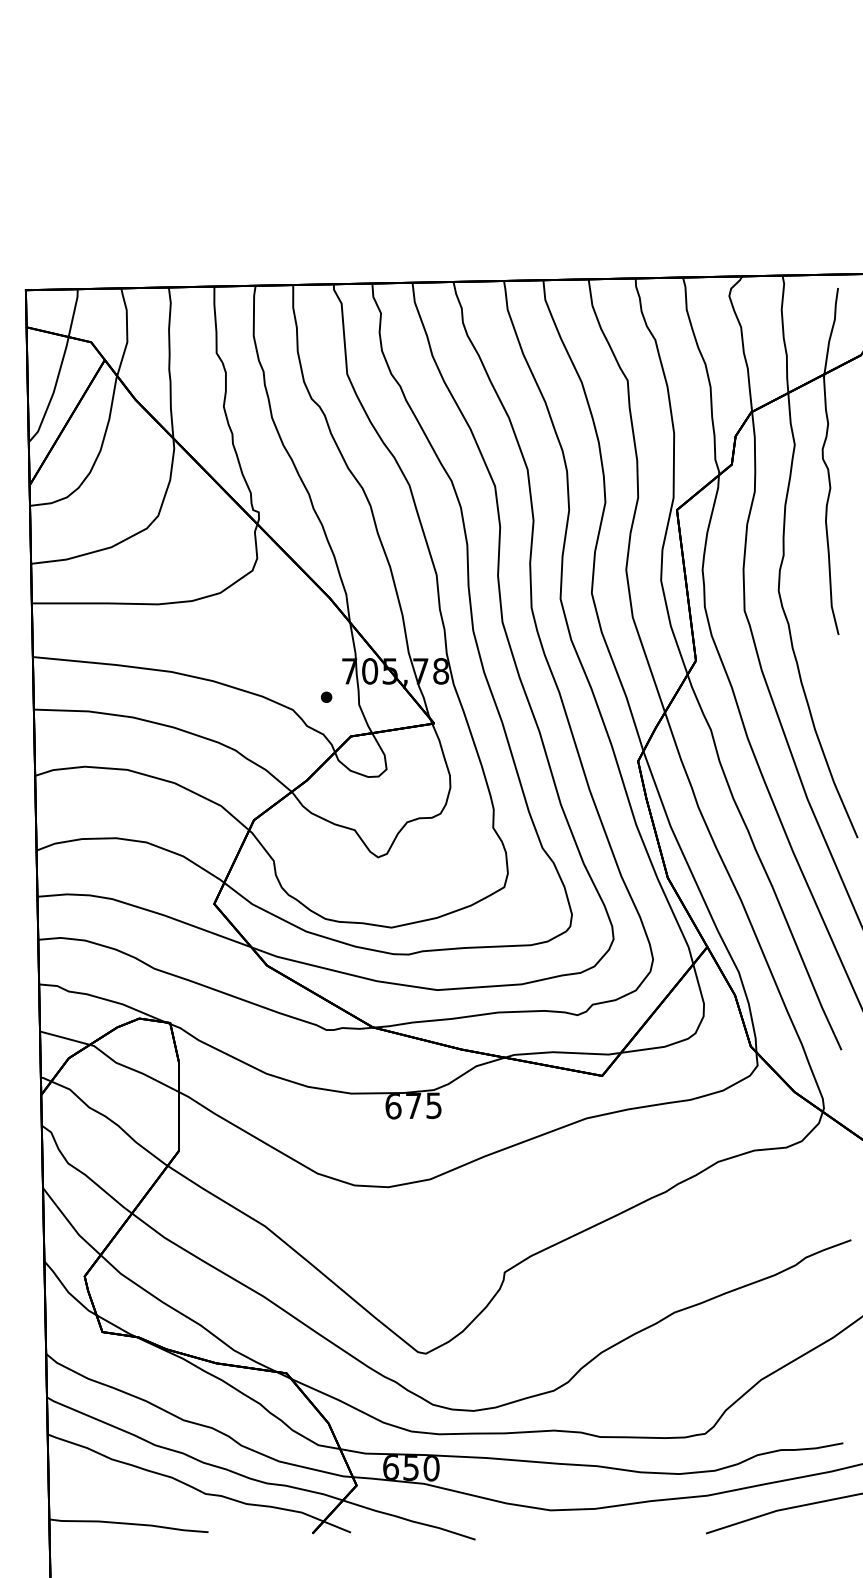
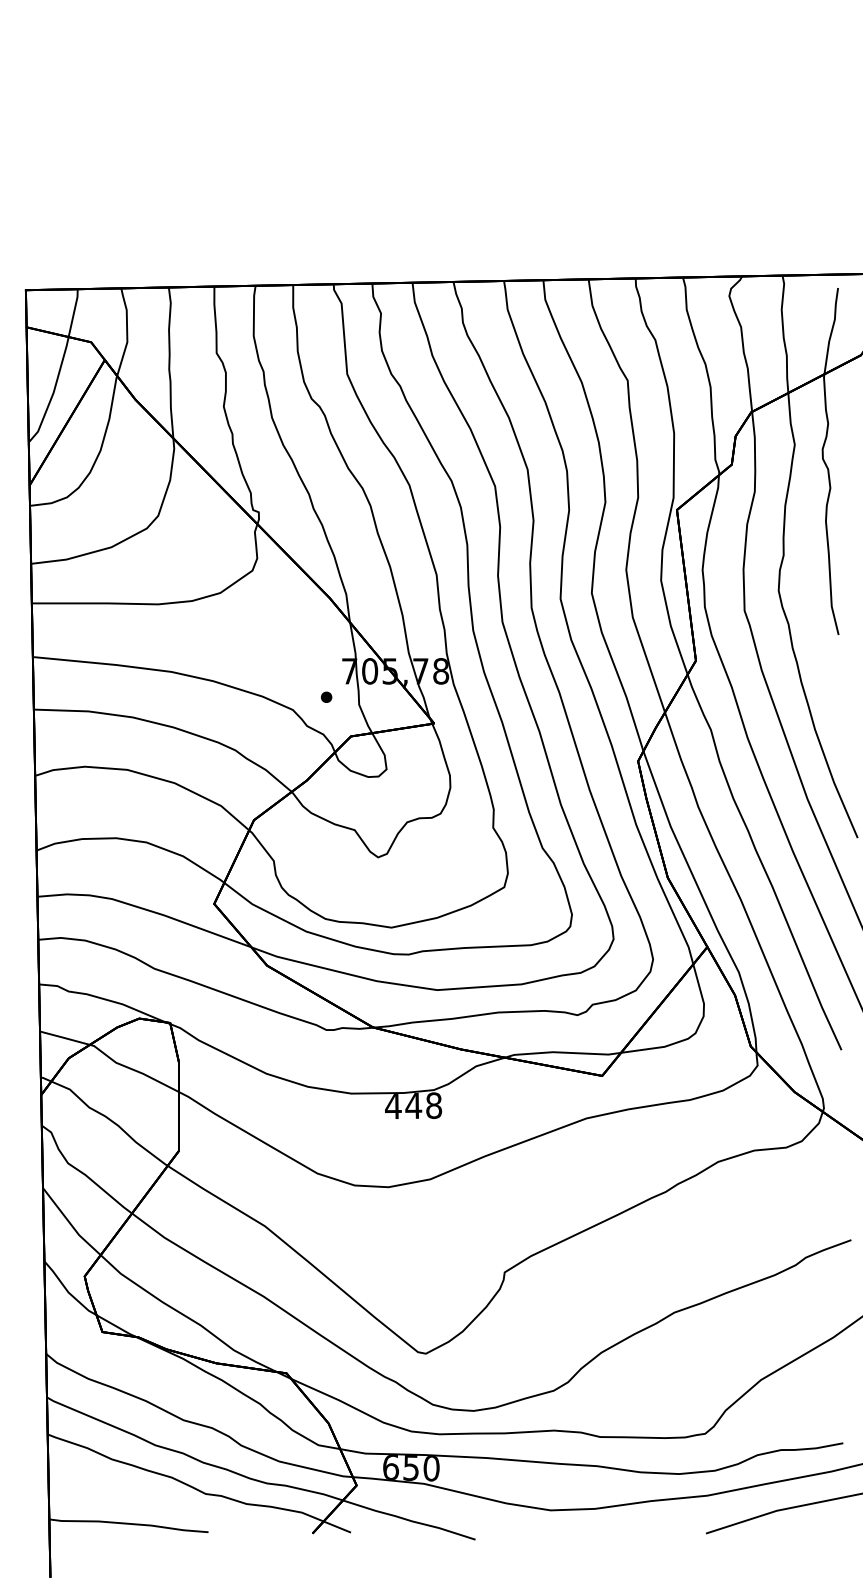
text: 675 -> 448 (413, 1105)
